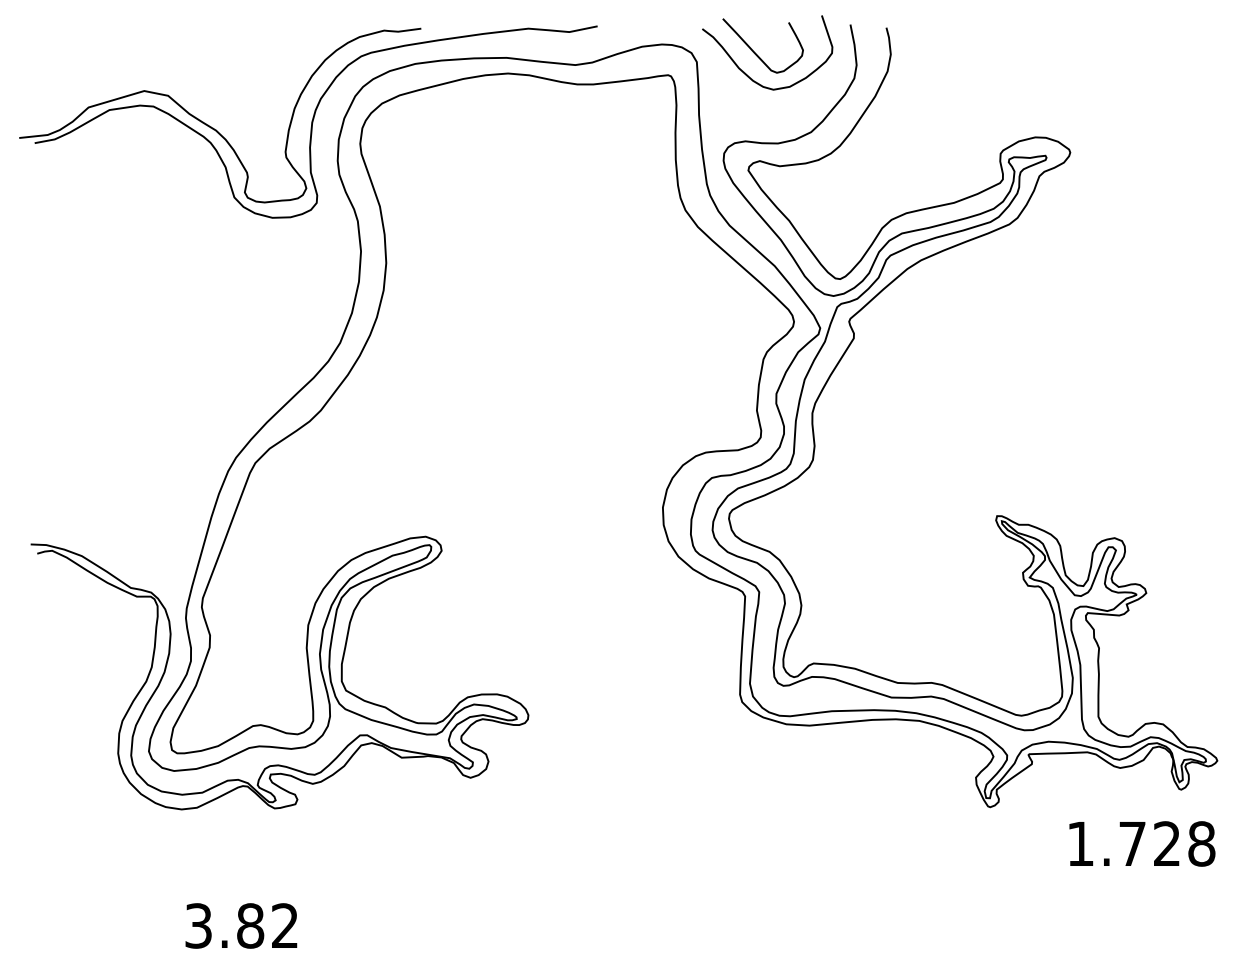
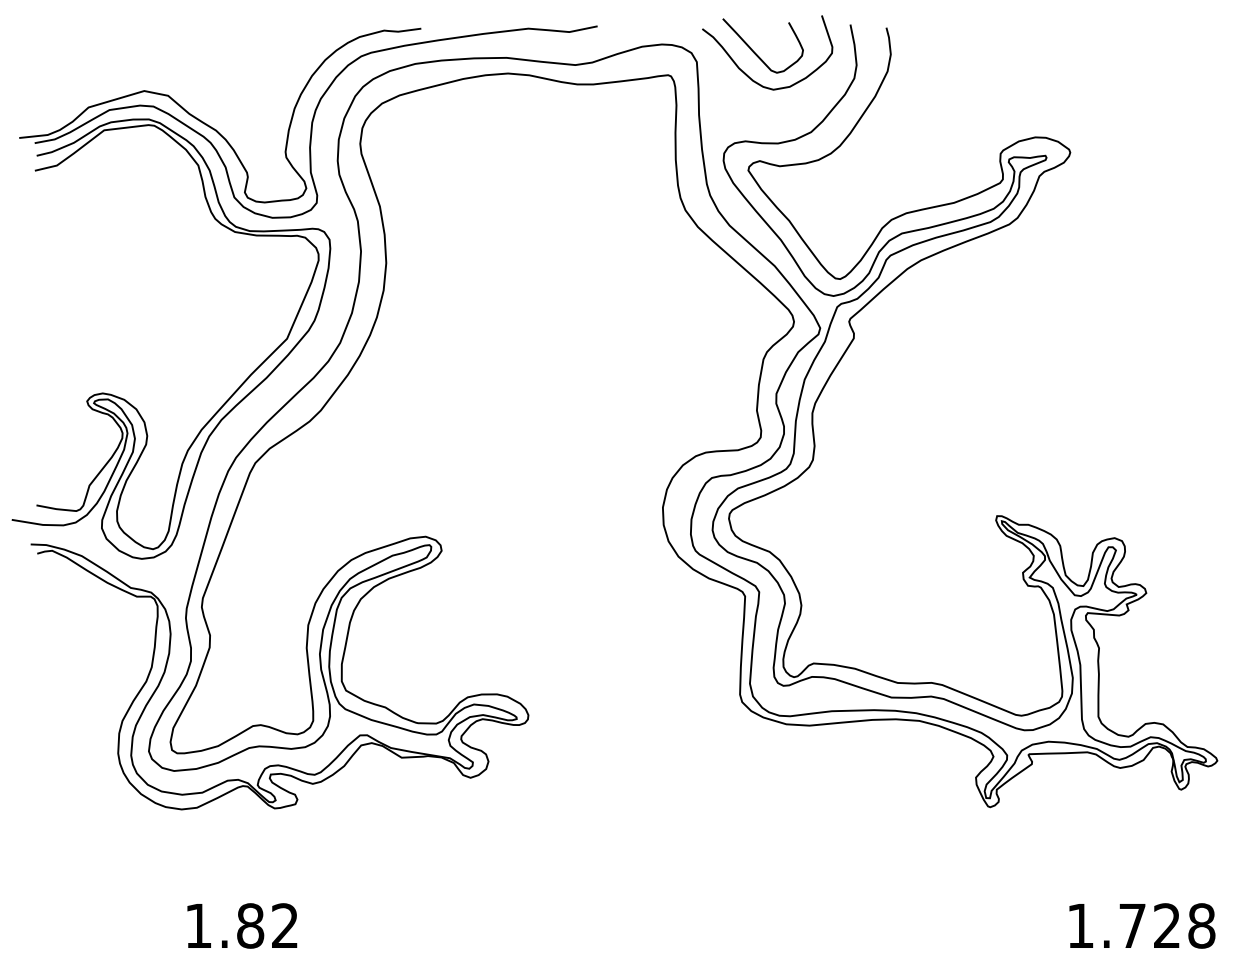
part: none -> present (124, 398)
text position: (1142, 843) -> (1142, 925) (1142, 925)
text: 3.82 -> 1.82 (198, 925)
